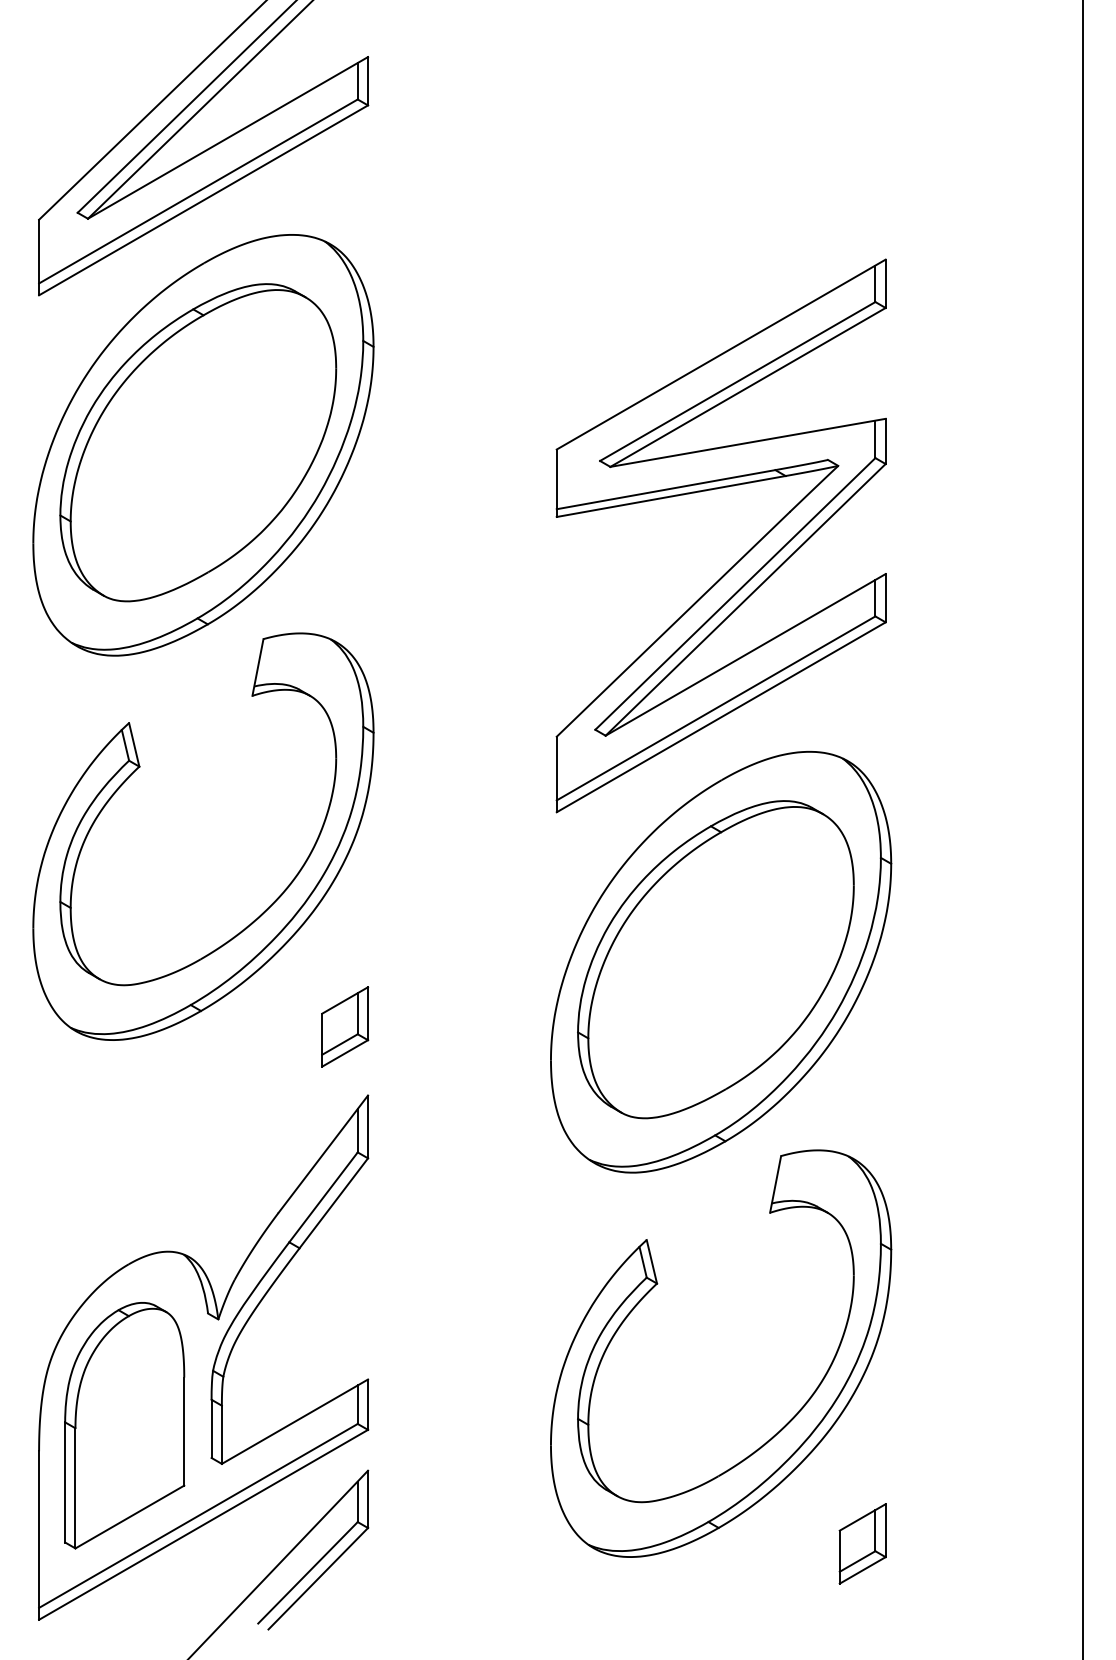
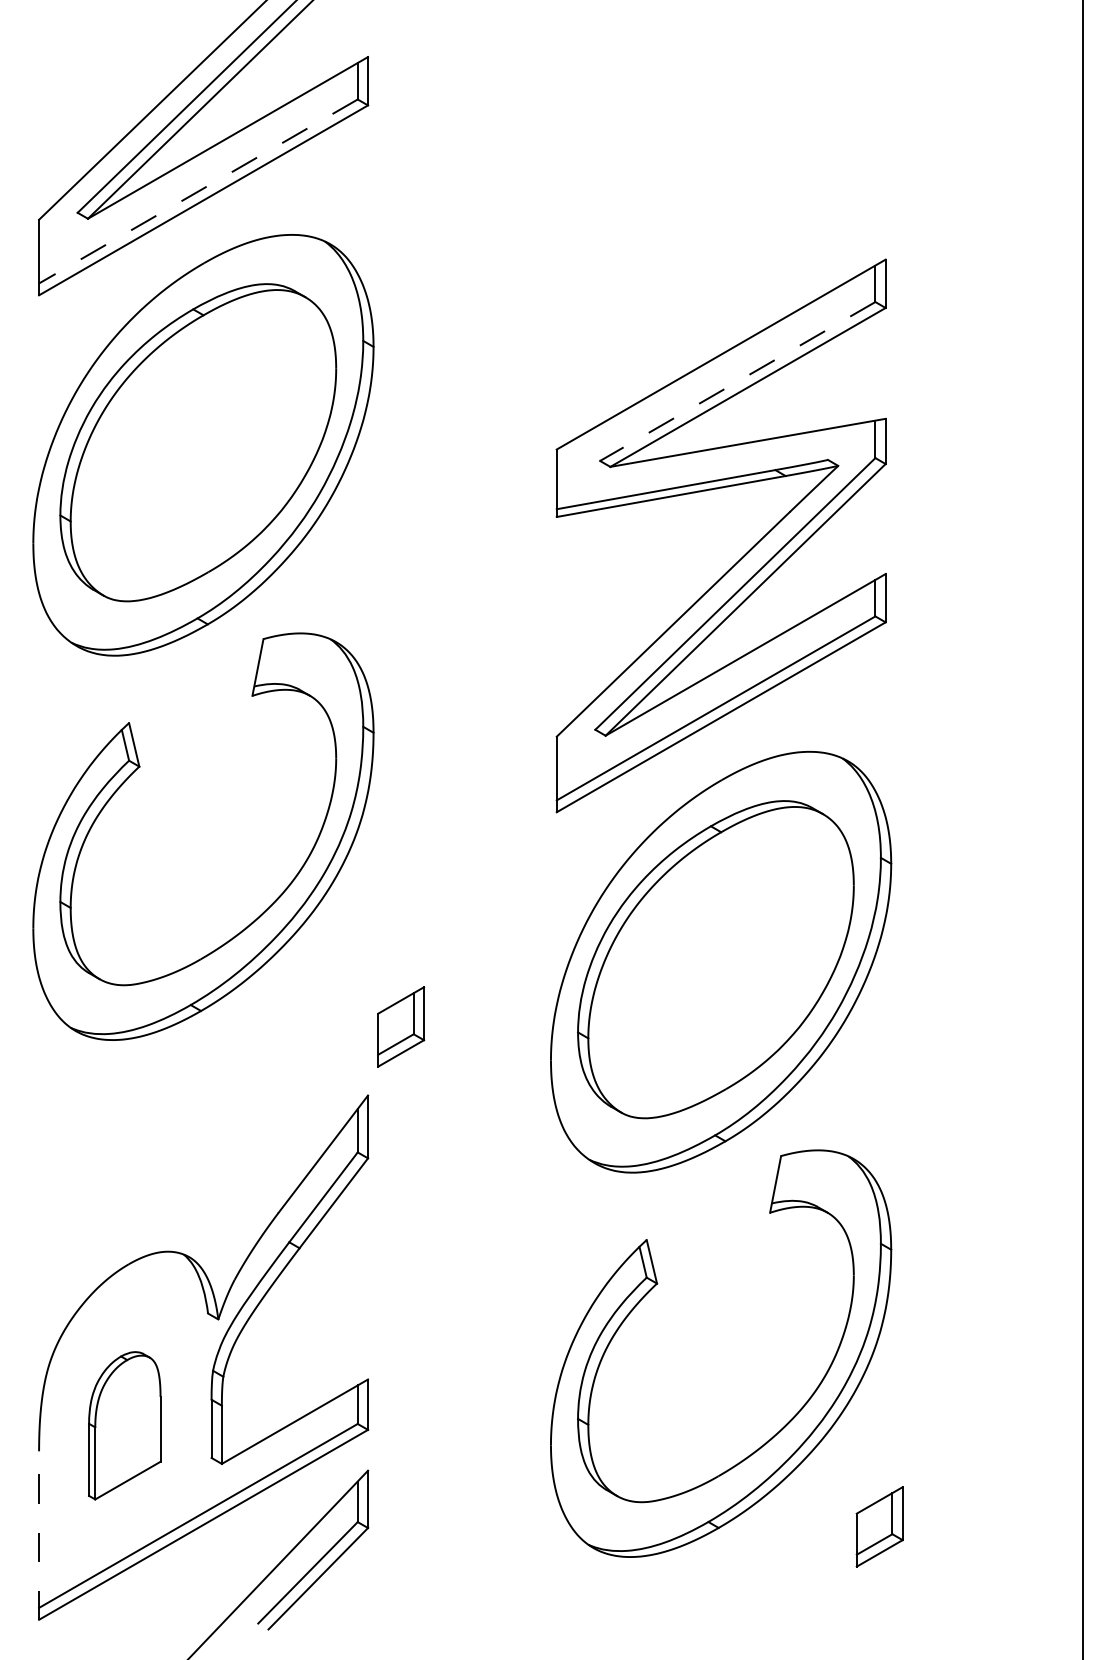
line: solid -> dashed (198, 191)
line: solid -> dashed (737, 381)
part position: (345, 1026) -> (401, 1026) (401, 1026)
part size: 122x248 px -> 74x150 px (124, 1425)
line: solid -> dashed (39, 1535)
part position: (862, 1543) -> (879, 1526) (879, 1526)
